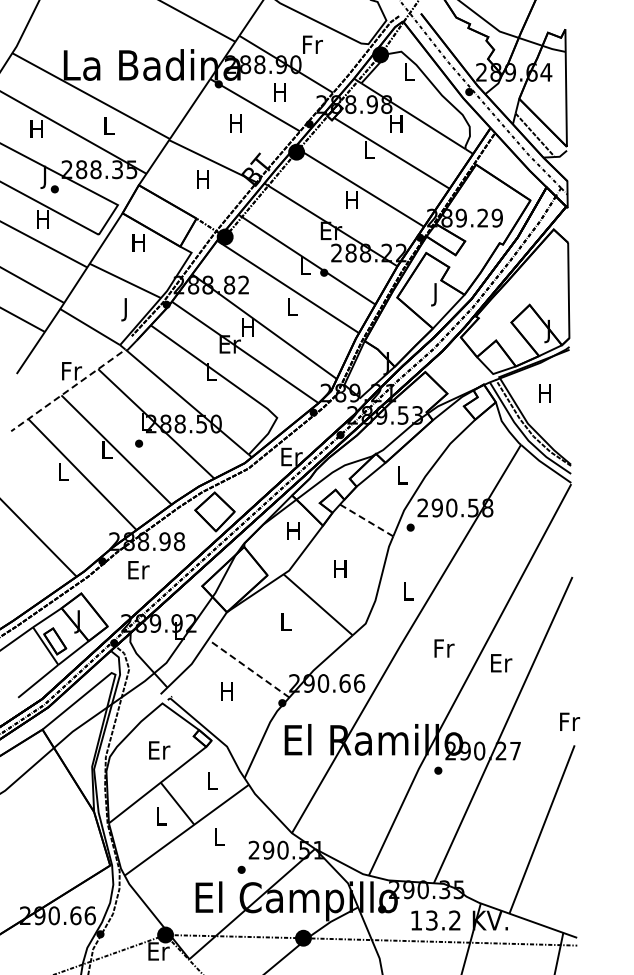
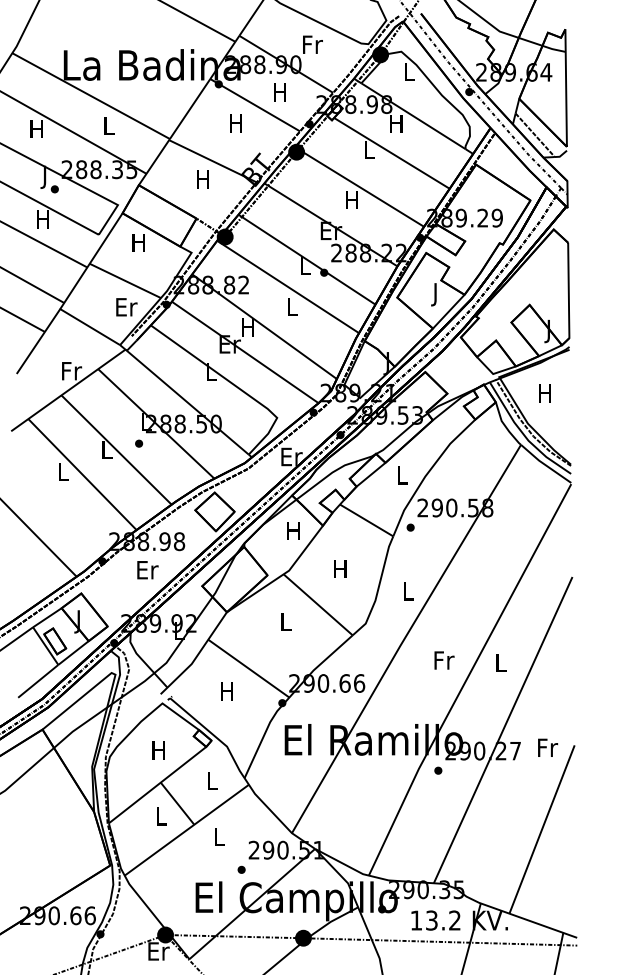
text: J -> Er (126, 309)
line: dashed -> solid (72, 387)
line: dashed -> solid (366, 520)
text position: (138, 570) -> (147, 570) (147, 570)
text position: (444, 648) -> (444, 660) (444, 660)
text: Er -> L (501, 663)
line: dashed -> solid (248, 668)
text position: (570, 721) -> (548, 747) (548, 747)
text: Er -> H (159, 750)
